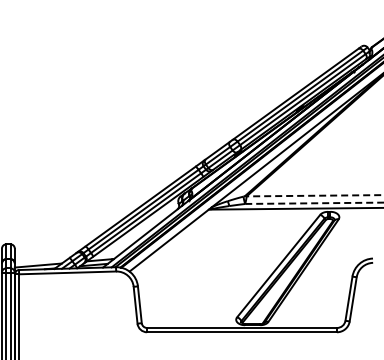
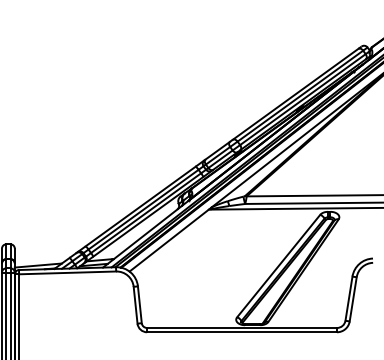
line: dashed -> solid (314, 195)
line: dashed -> solid (315, 203)
